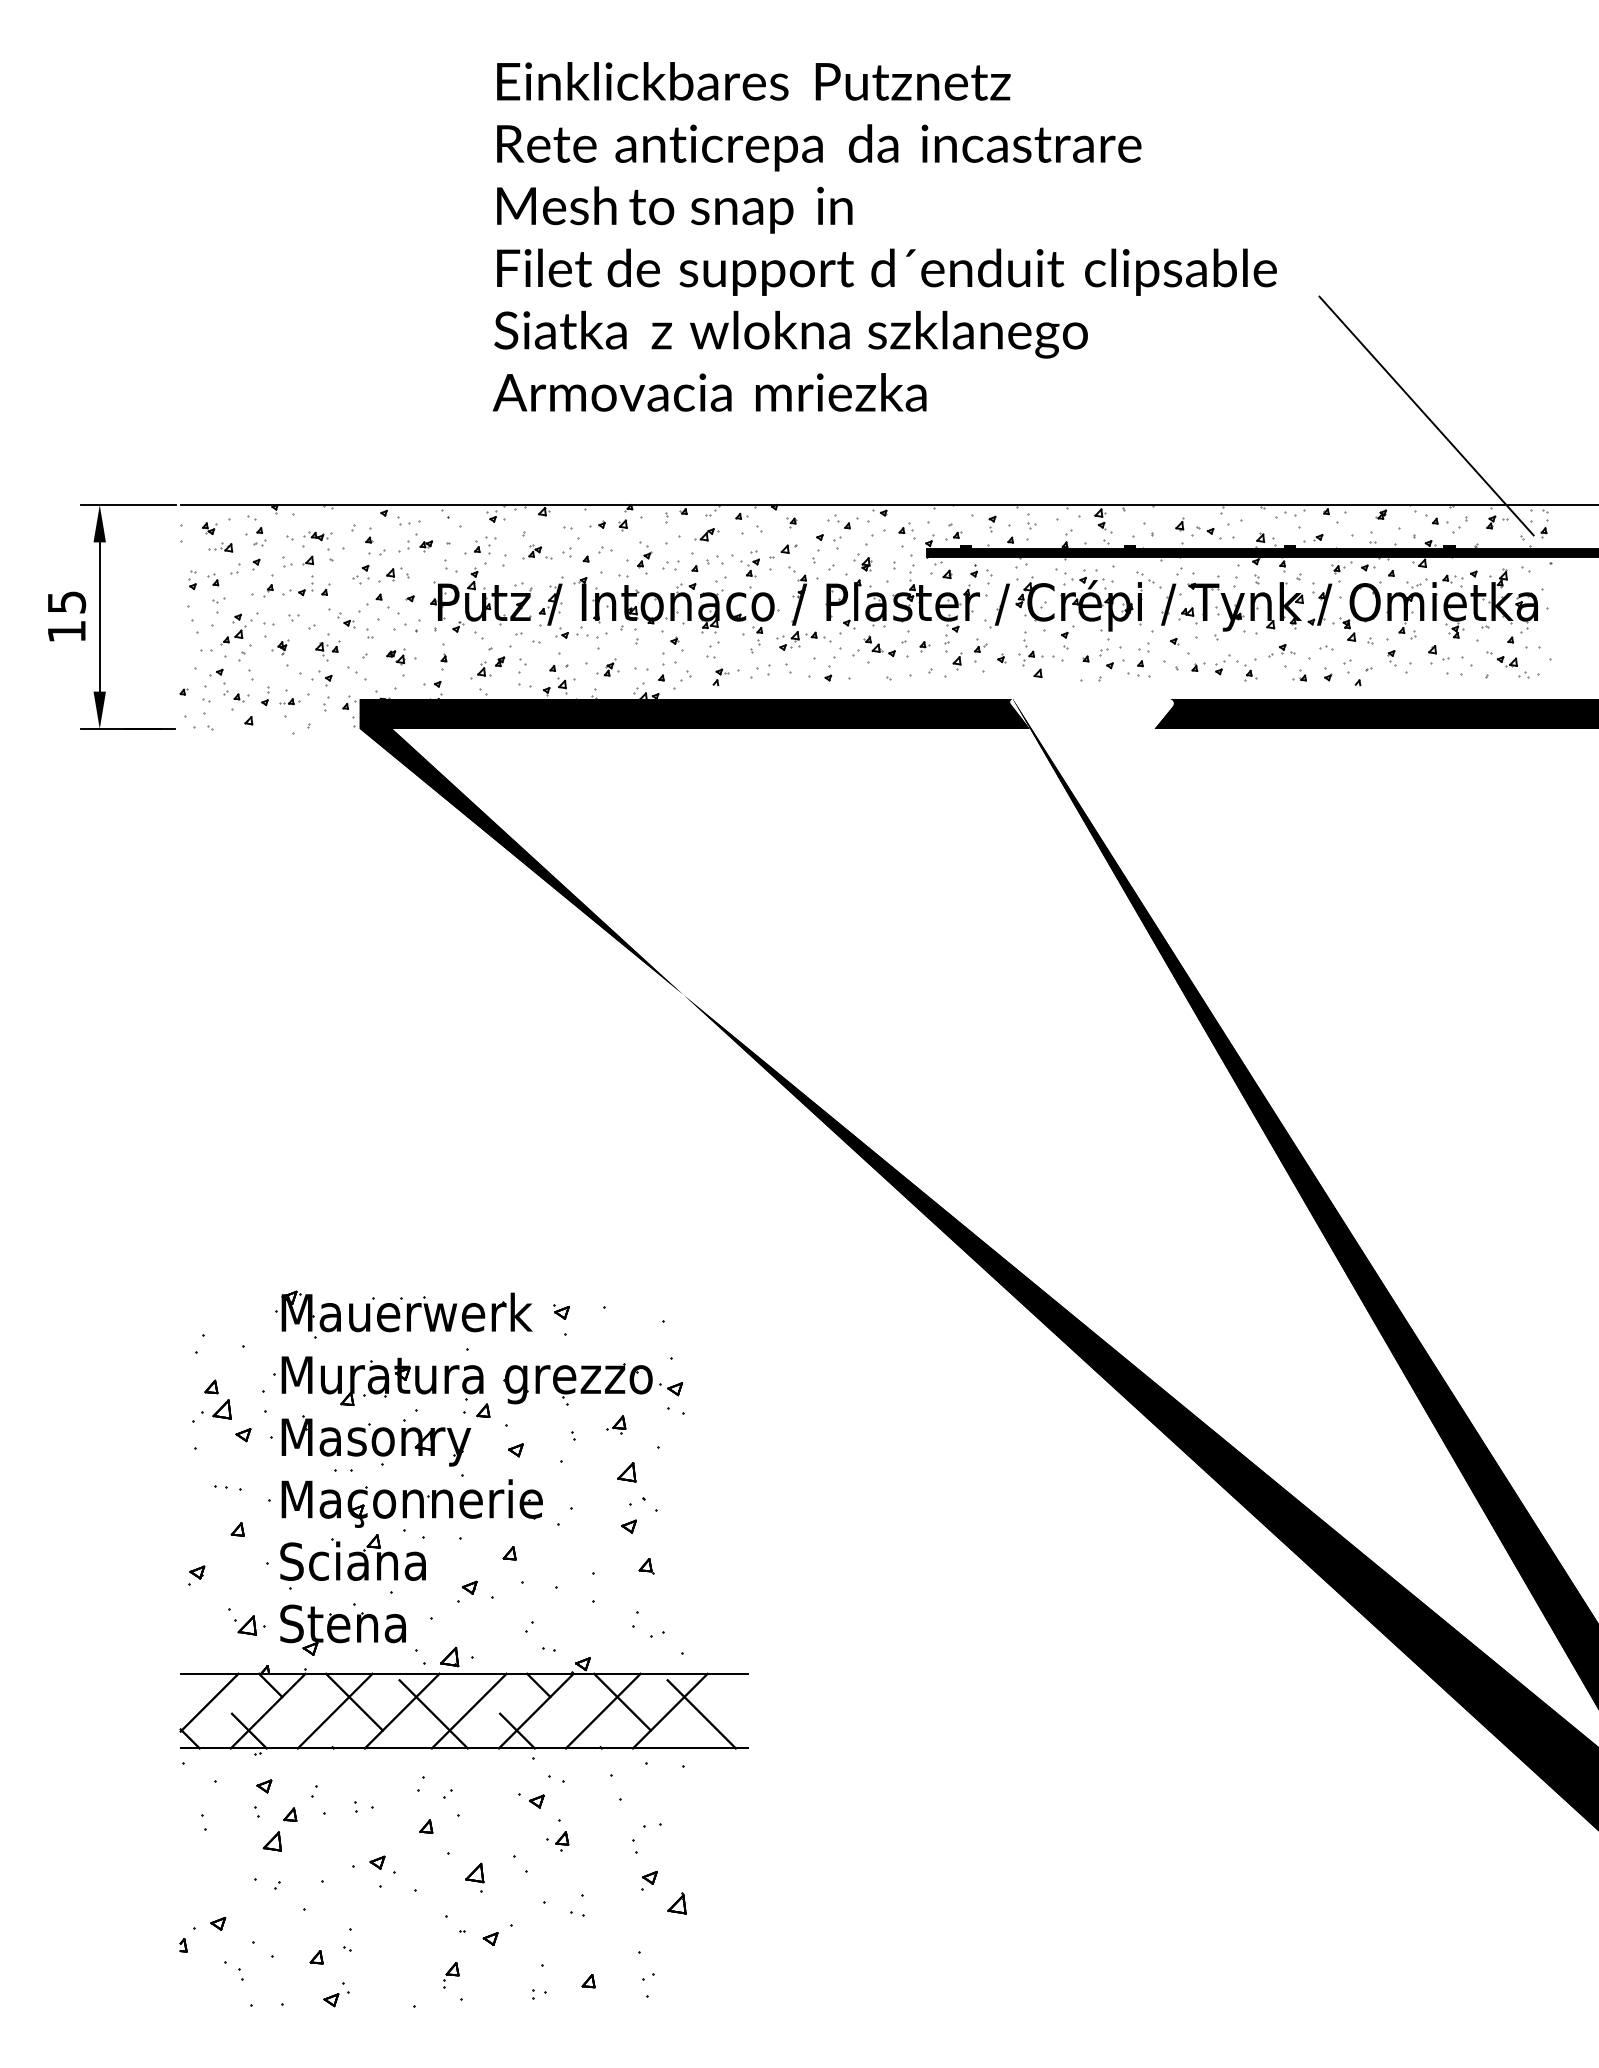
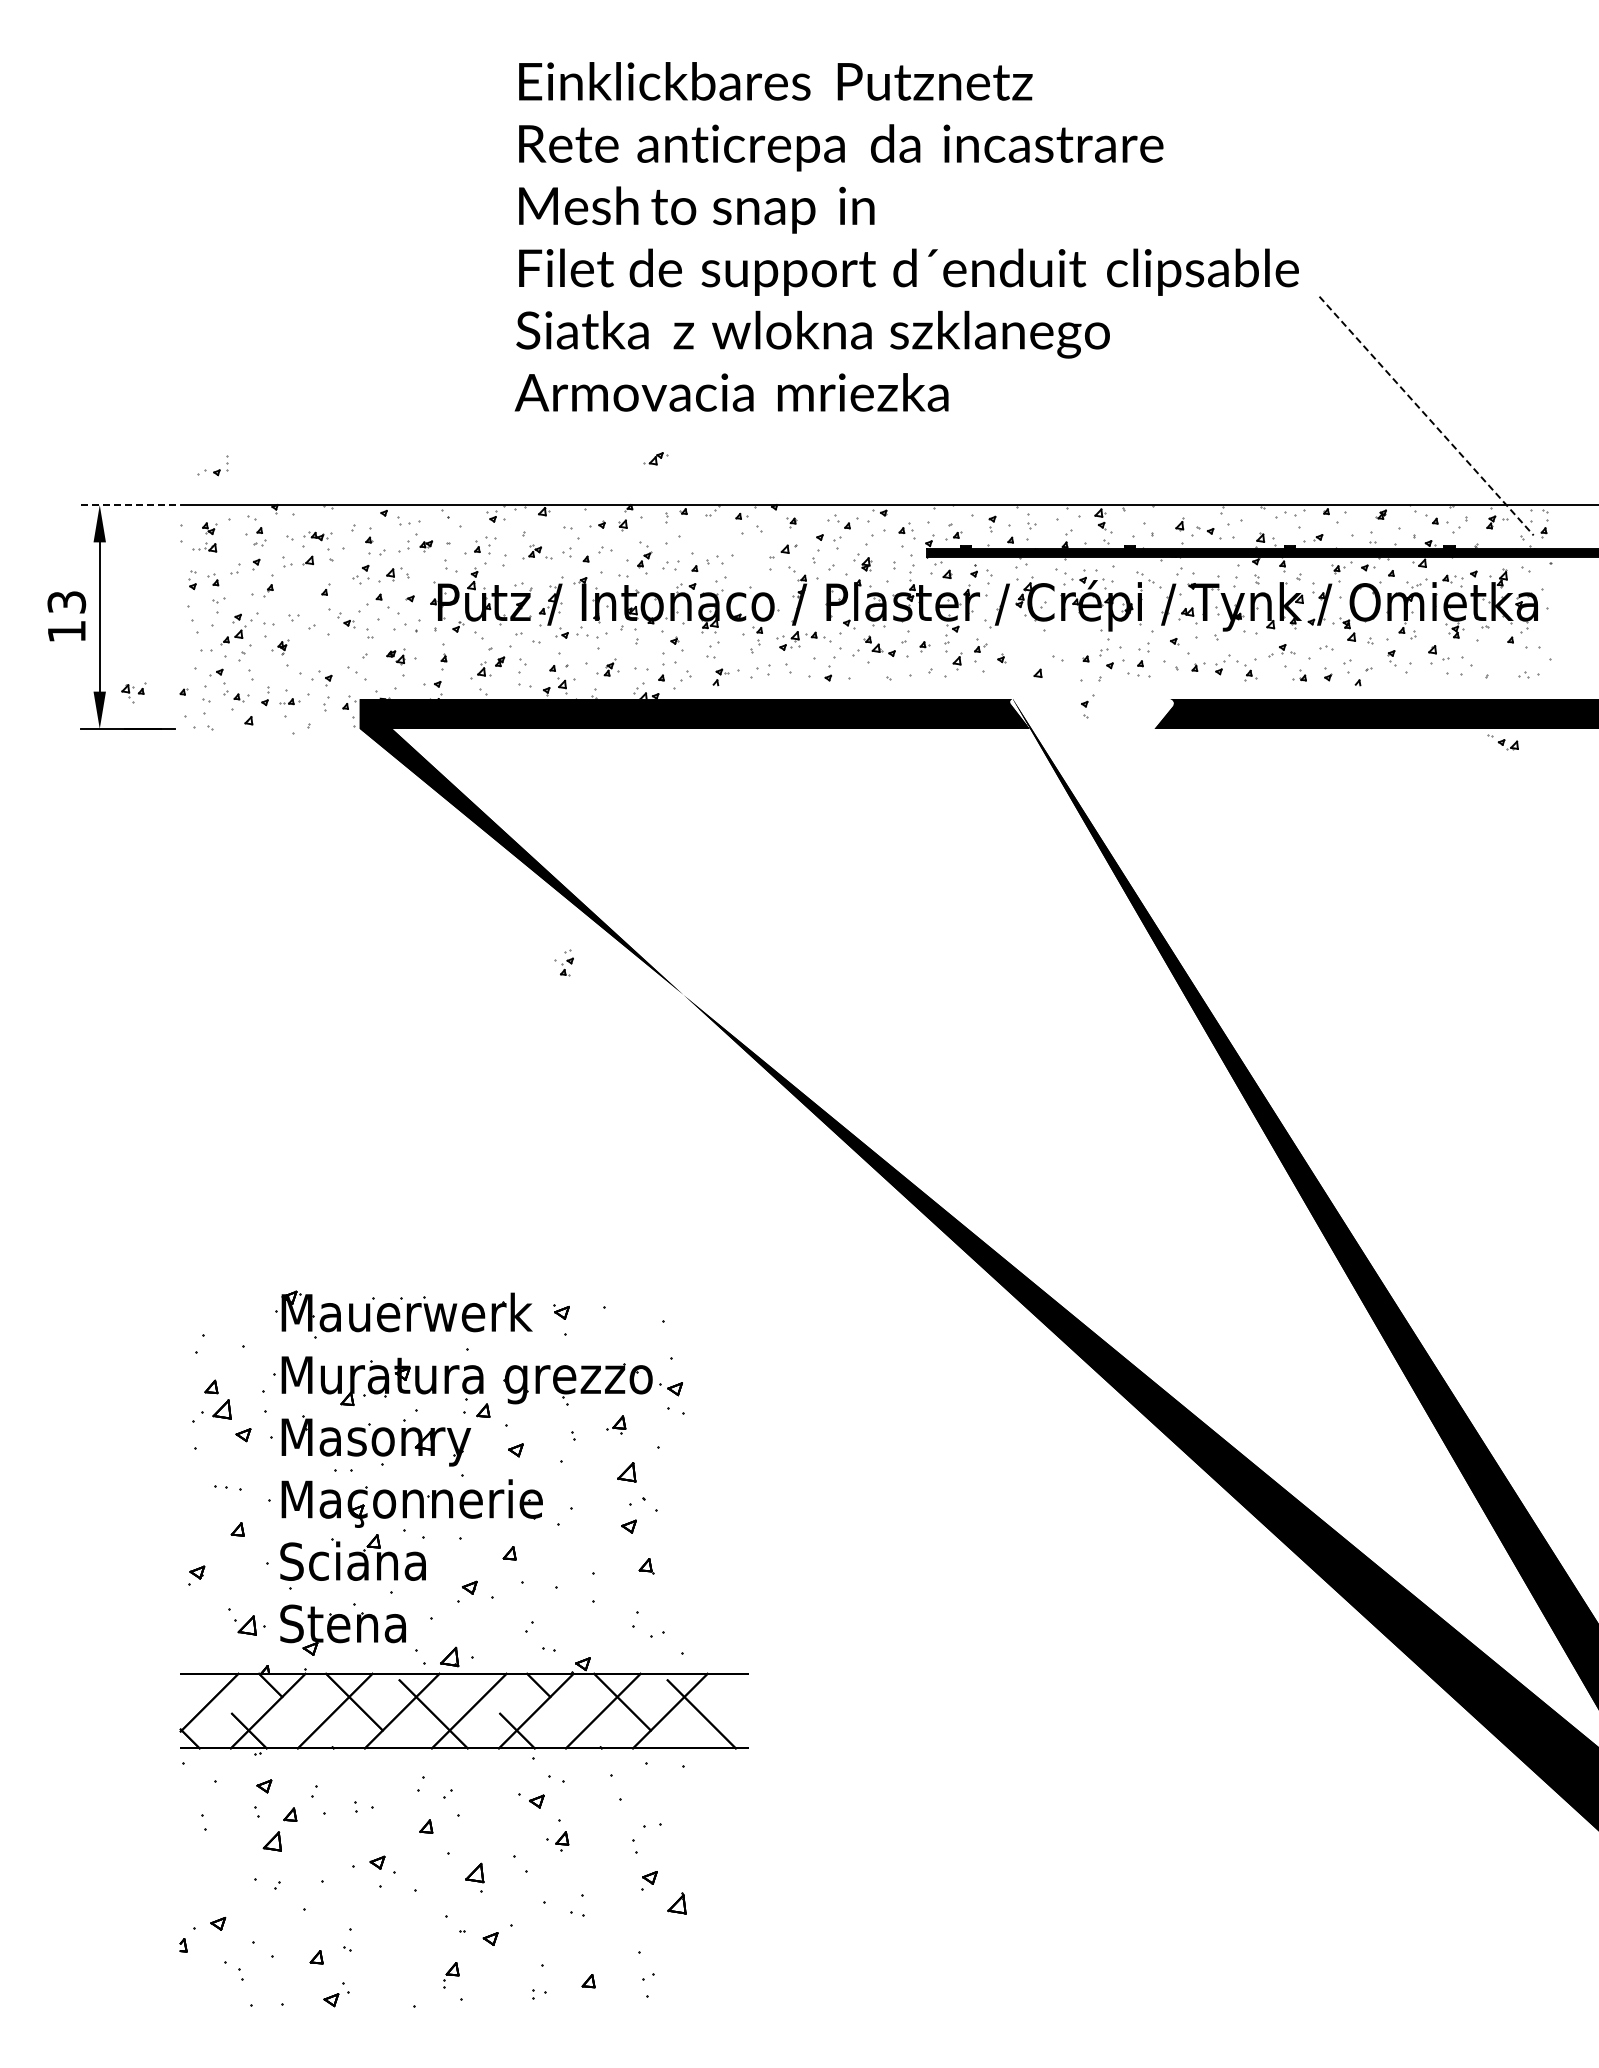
text position: (884, 236) -> (906, 236) (906, 236)
line: solid -> dashed (1426, 416)
line: solid -> dashed (127, 505)
part position: (706, 534) -> (655, 458) (655, 458)
part position: (220, 547) -> (204, 547) (204, 547)
part position: (749, 563) -> (563, 962) (563, 962)
part position: (298, 591) -> (213, 471) (213, 471)
text: 15 -> 13 (66, 601)
part position: (1067, 637) -> (1087, 706) (1087, 706)
part: present -> none (1030, 648)
part position: (327, 650) -> (133, 692) (133, 692)
part position: (1501, 659) -> (1502, 742) (1502, 742)
